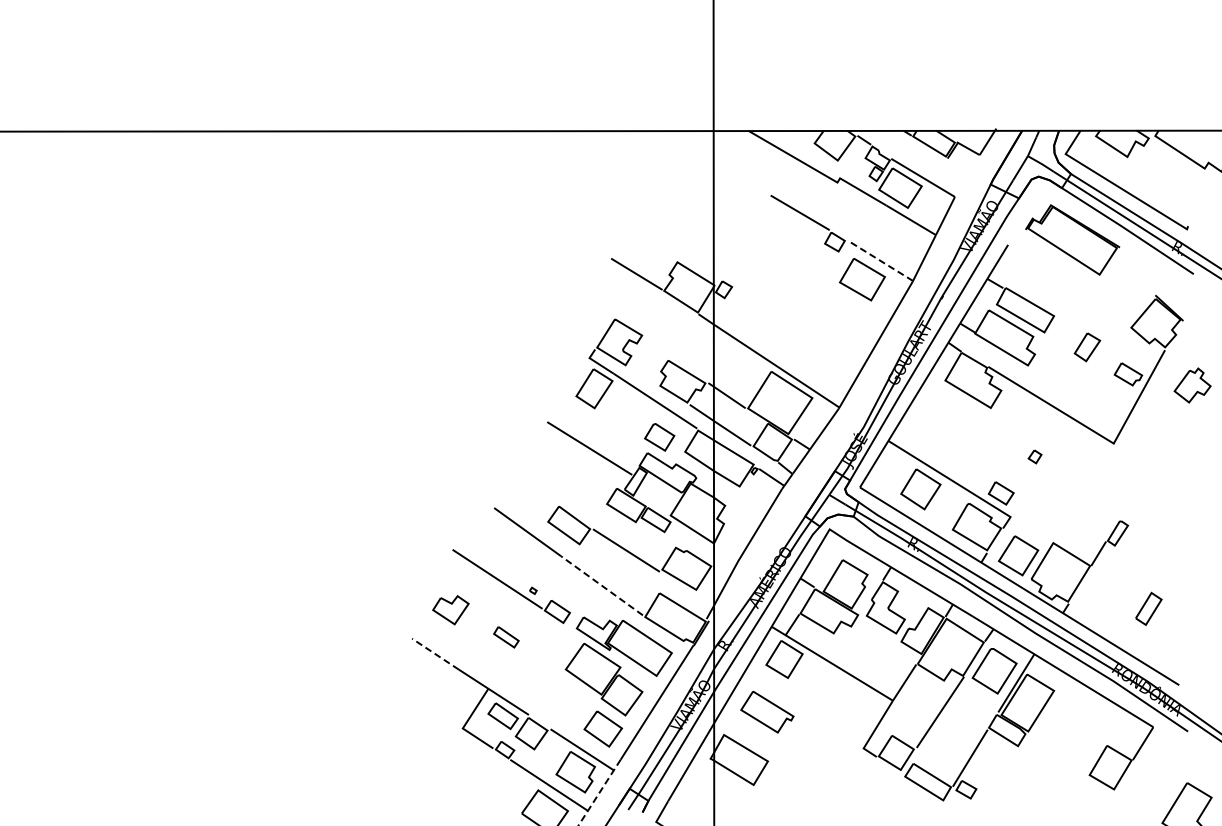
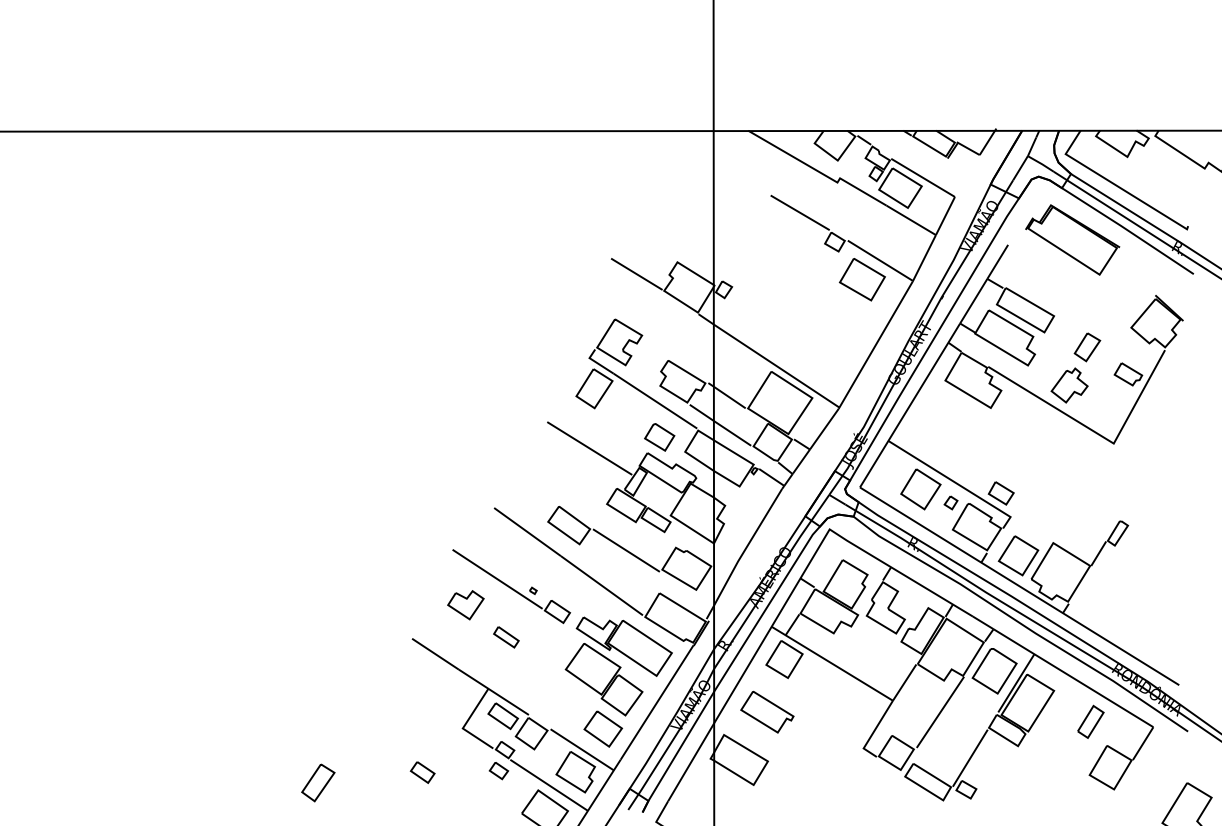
line: dashed -> solid (880, 260)
part position: (1192, 385) -> (1069, 385) (1069, 385)
part position: (1034, 456) -> (950, 502) (950, 502)
line: dashed -> solid (601, 585)
part position: (1148, 608) -> (1090, 721) (1090, 721)
part position: (450, 610) -> (465, 605) (465, 605)
line: dashed -> solid (435, 653)
part: none -> present (498, 771)
part: none -> present (422, 772)
part: none -> present (318, 782)
line: dashed -> solid (599, 792)
